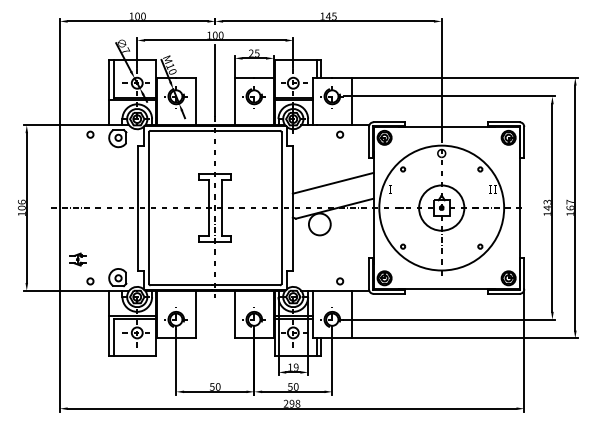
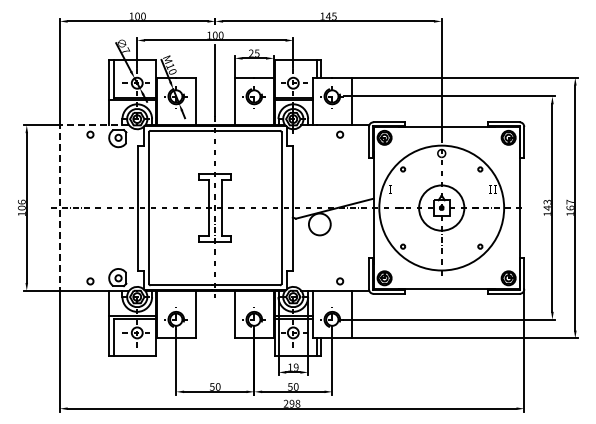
line: solid -> dashed (59, 173)
line: present -> none (332, 182)
part: present -> none (77, 259)
